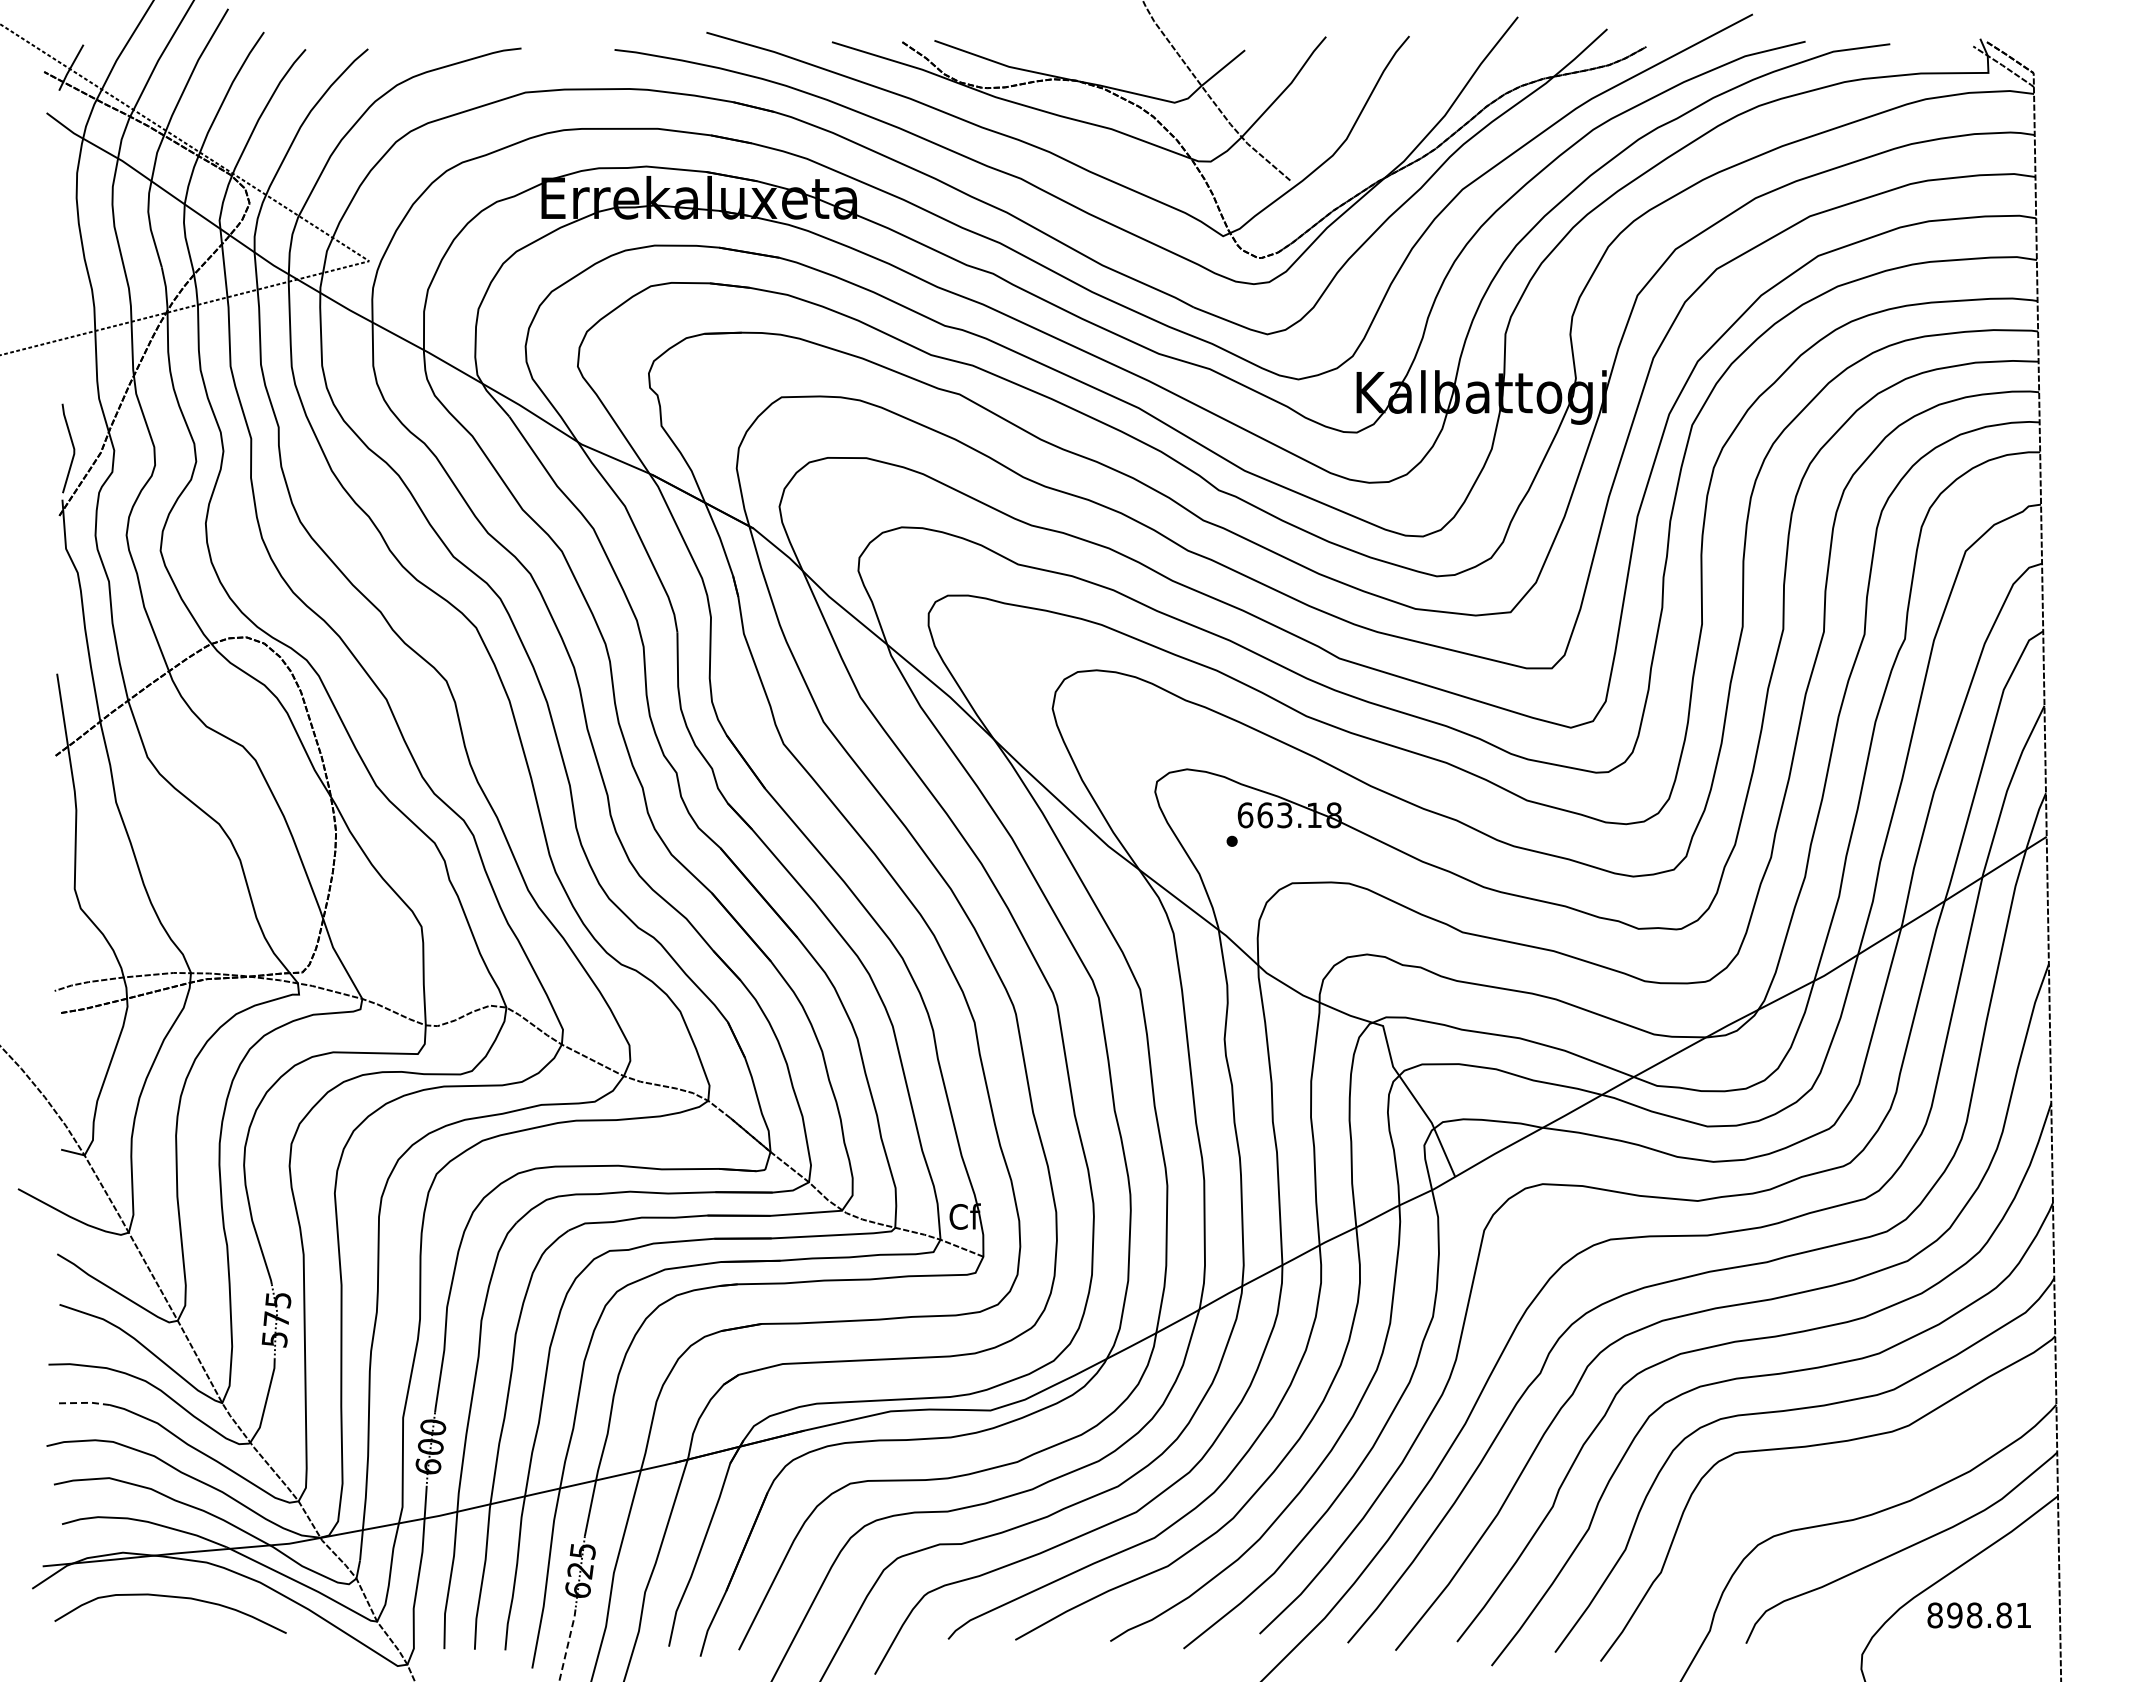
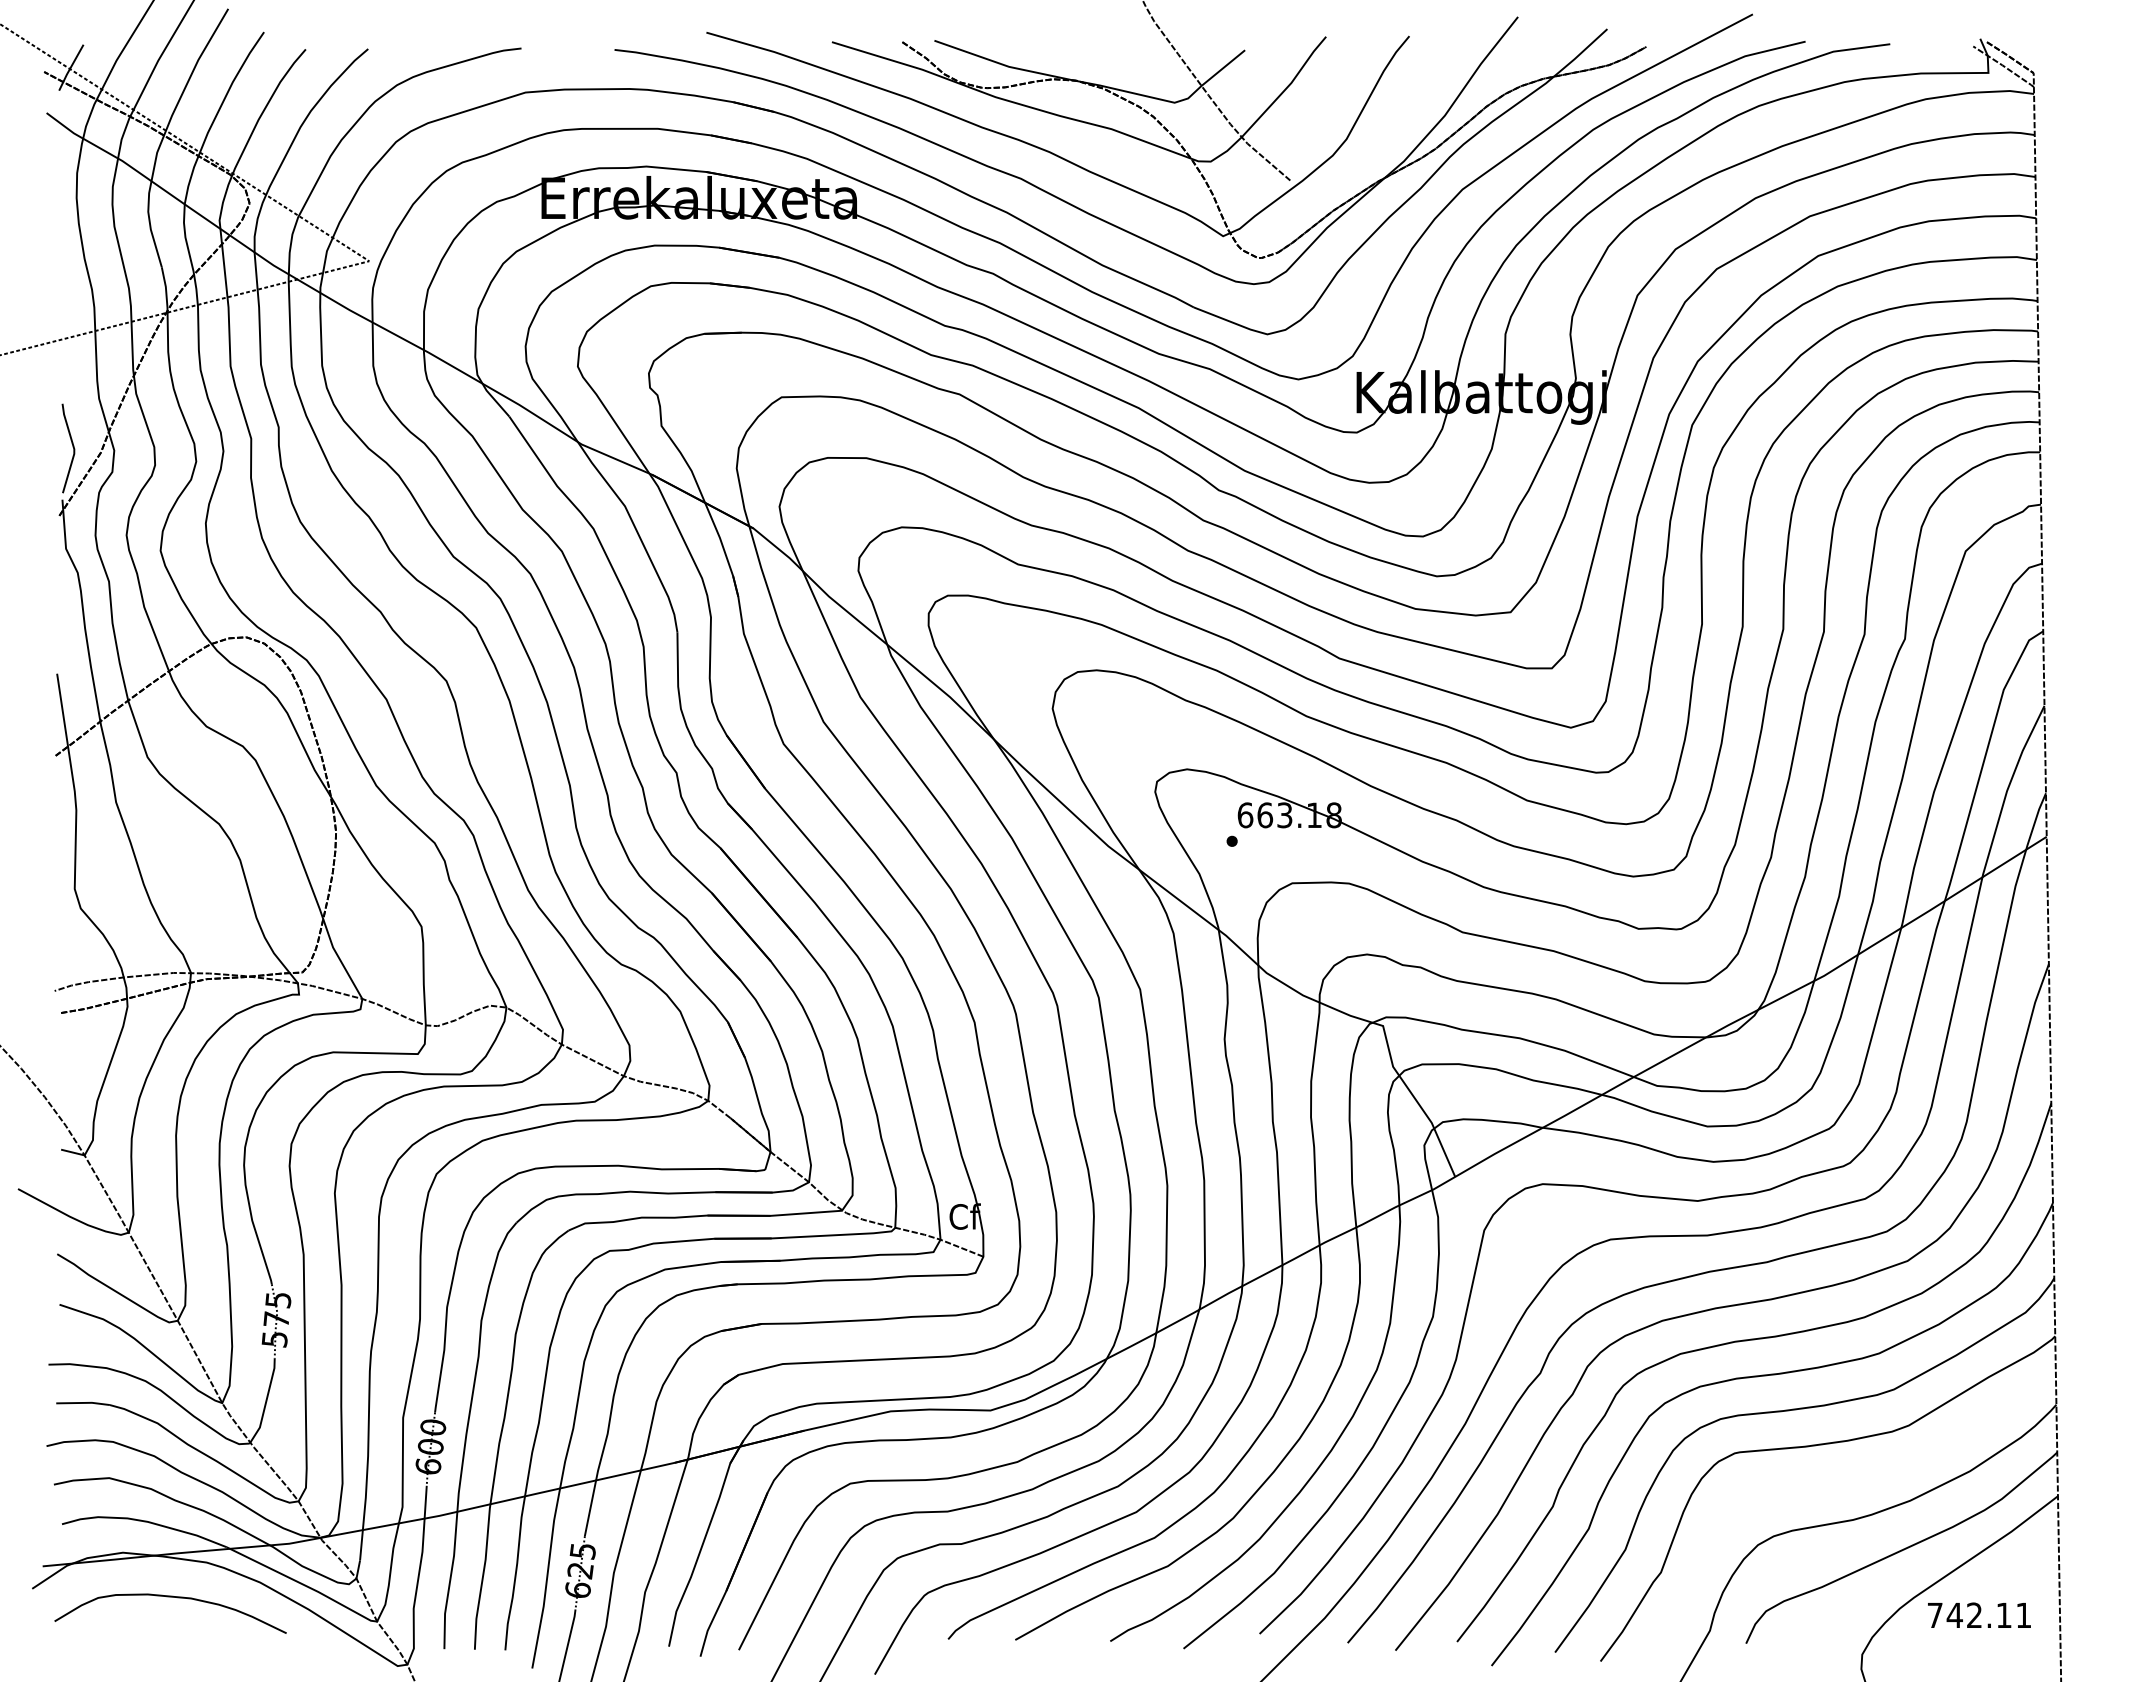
line: dashed -> solid (84, 1402)
text: 898.81 -> 742.11 (1969, 1615)
line: dashed -> solid (567, 1644)
